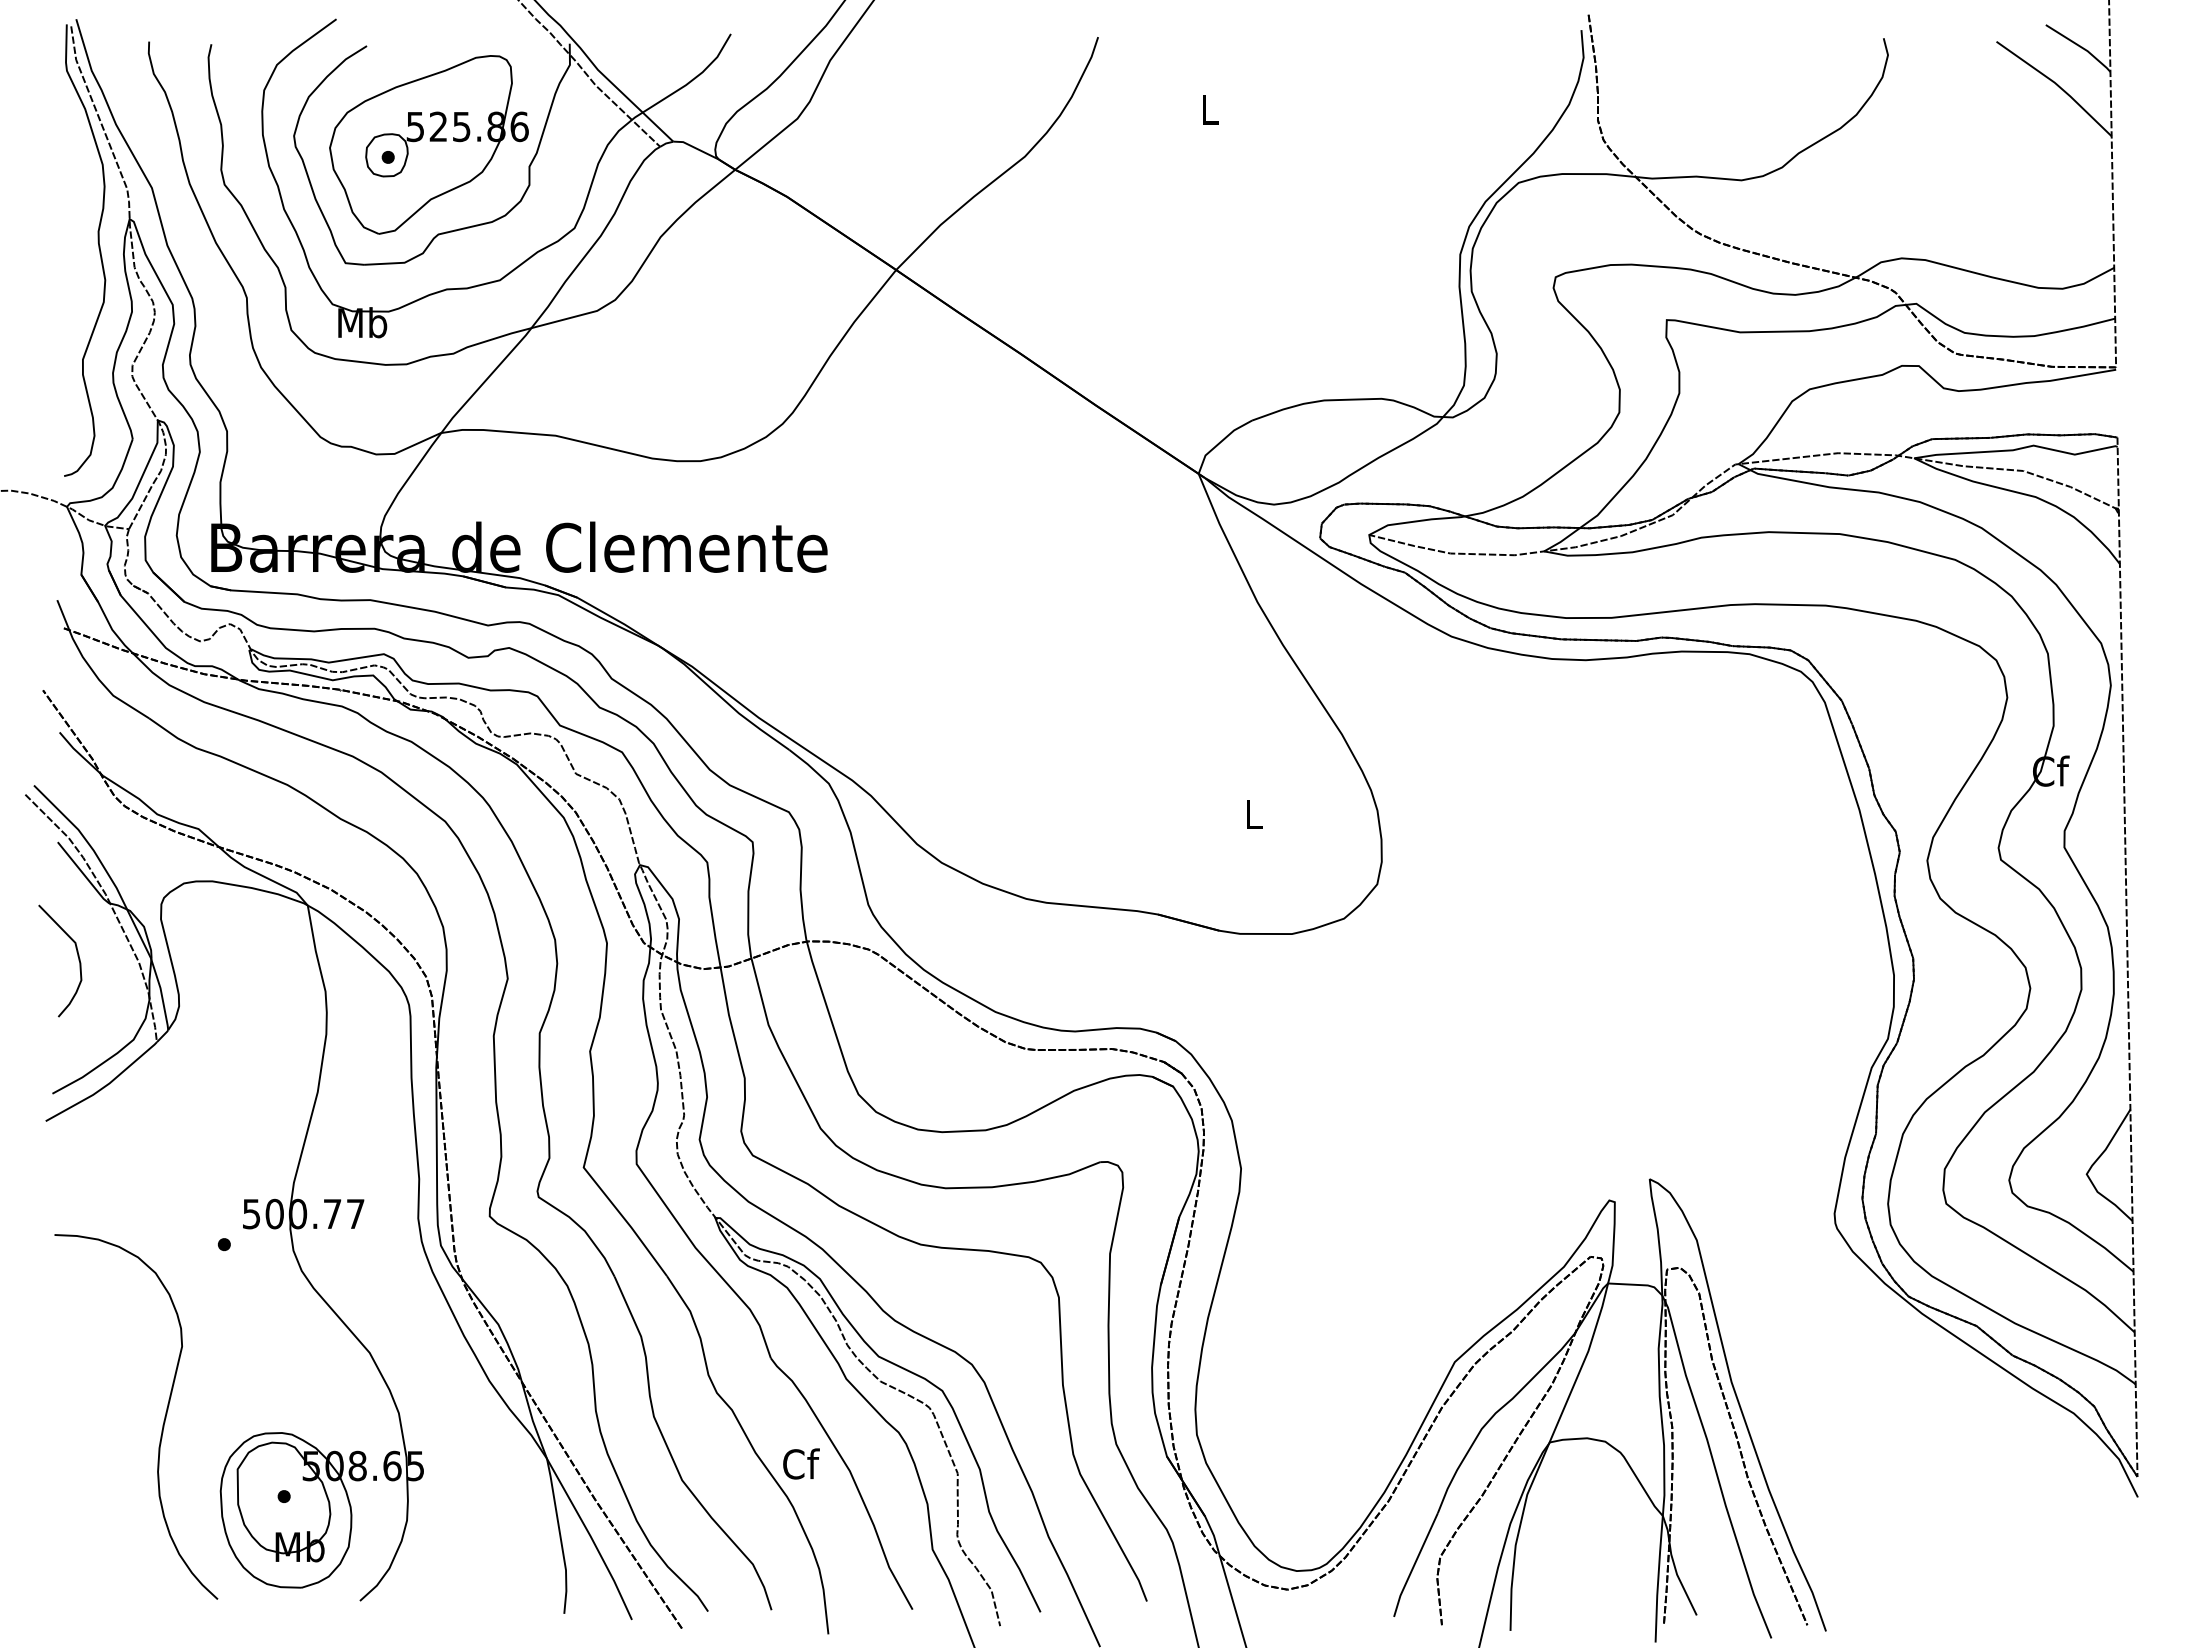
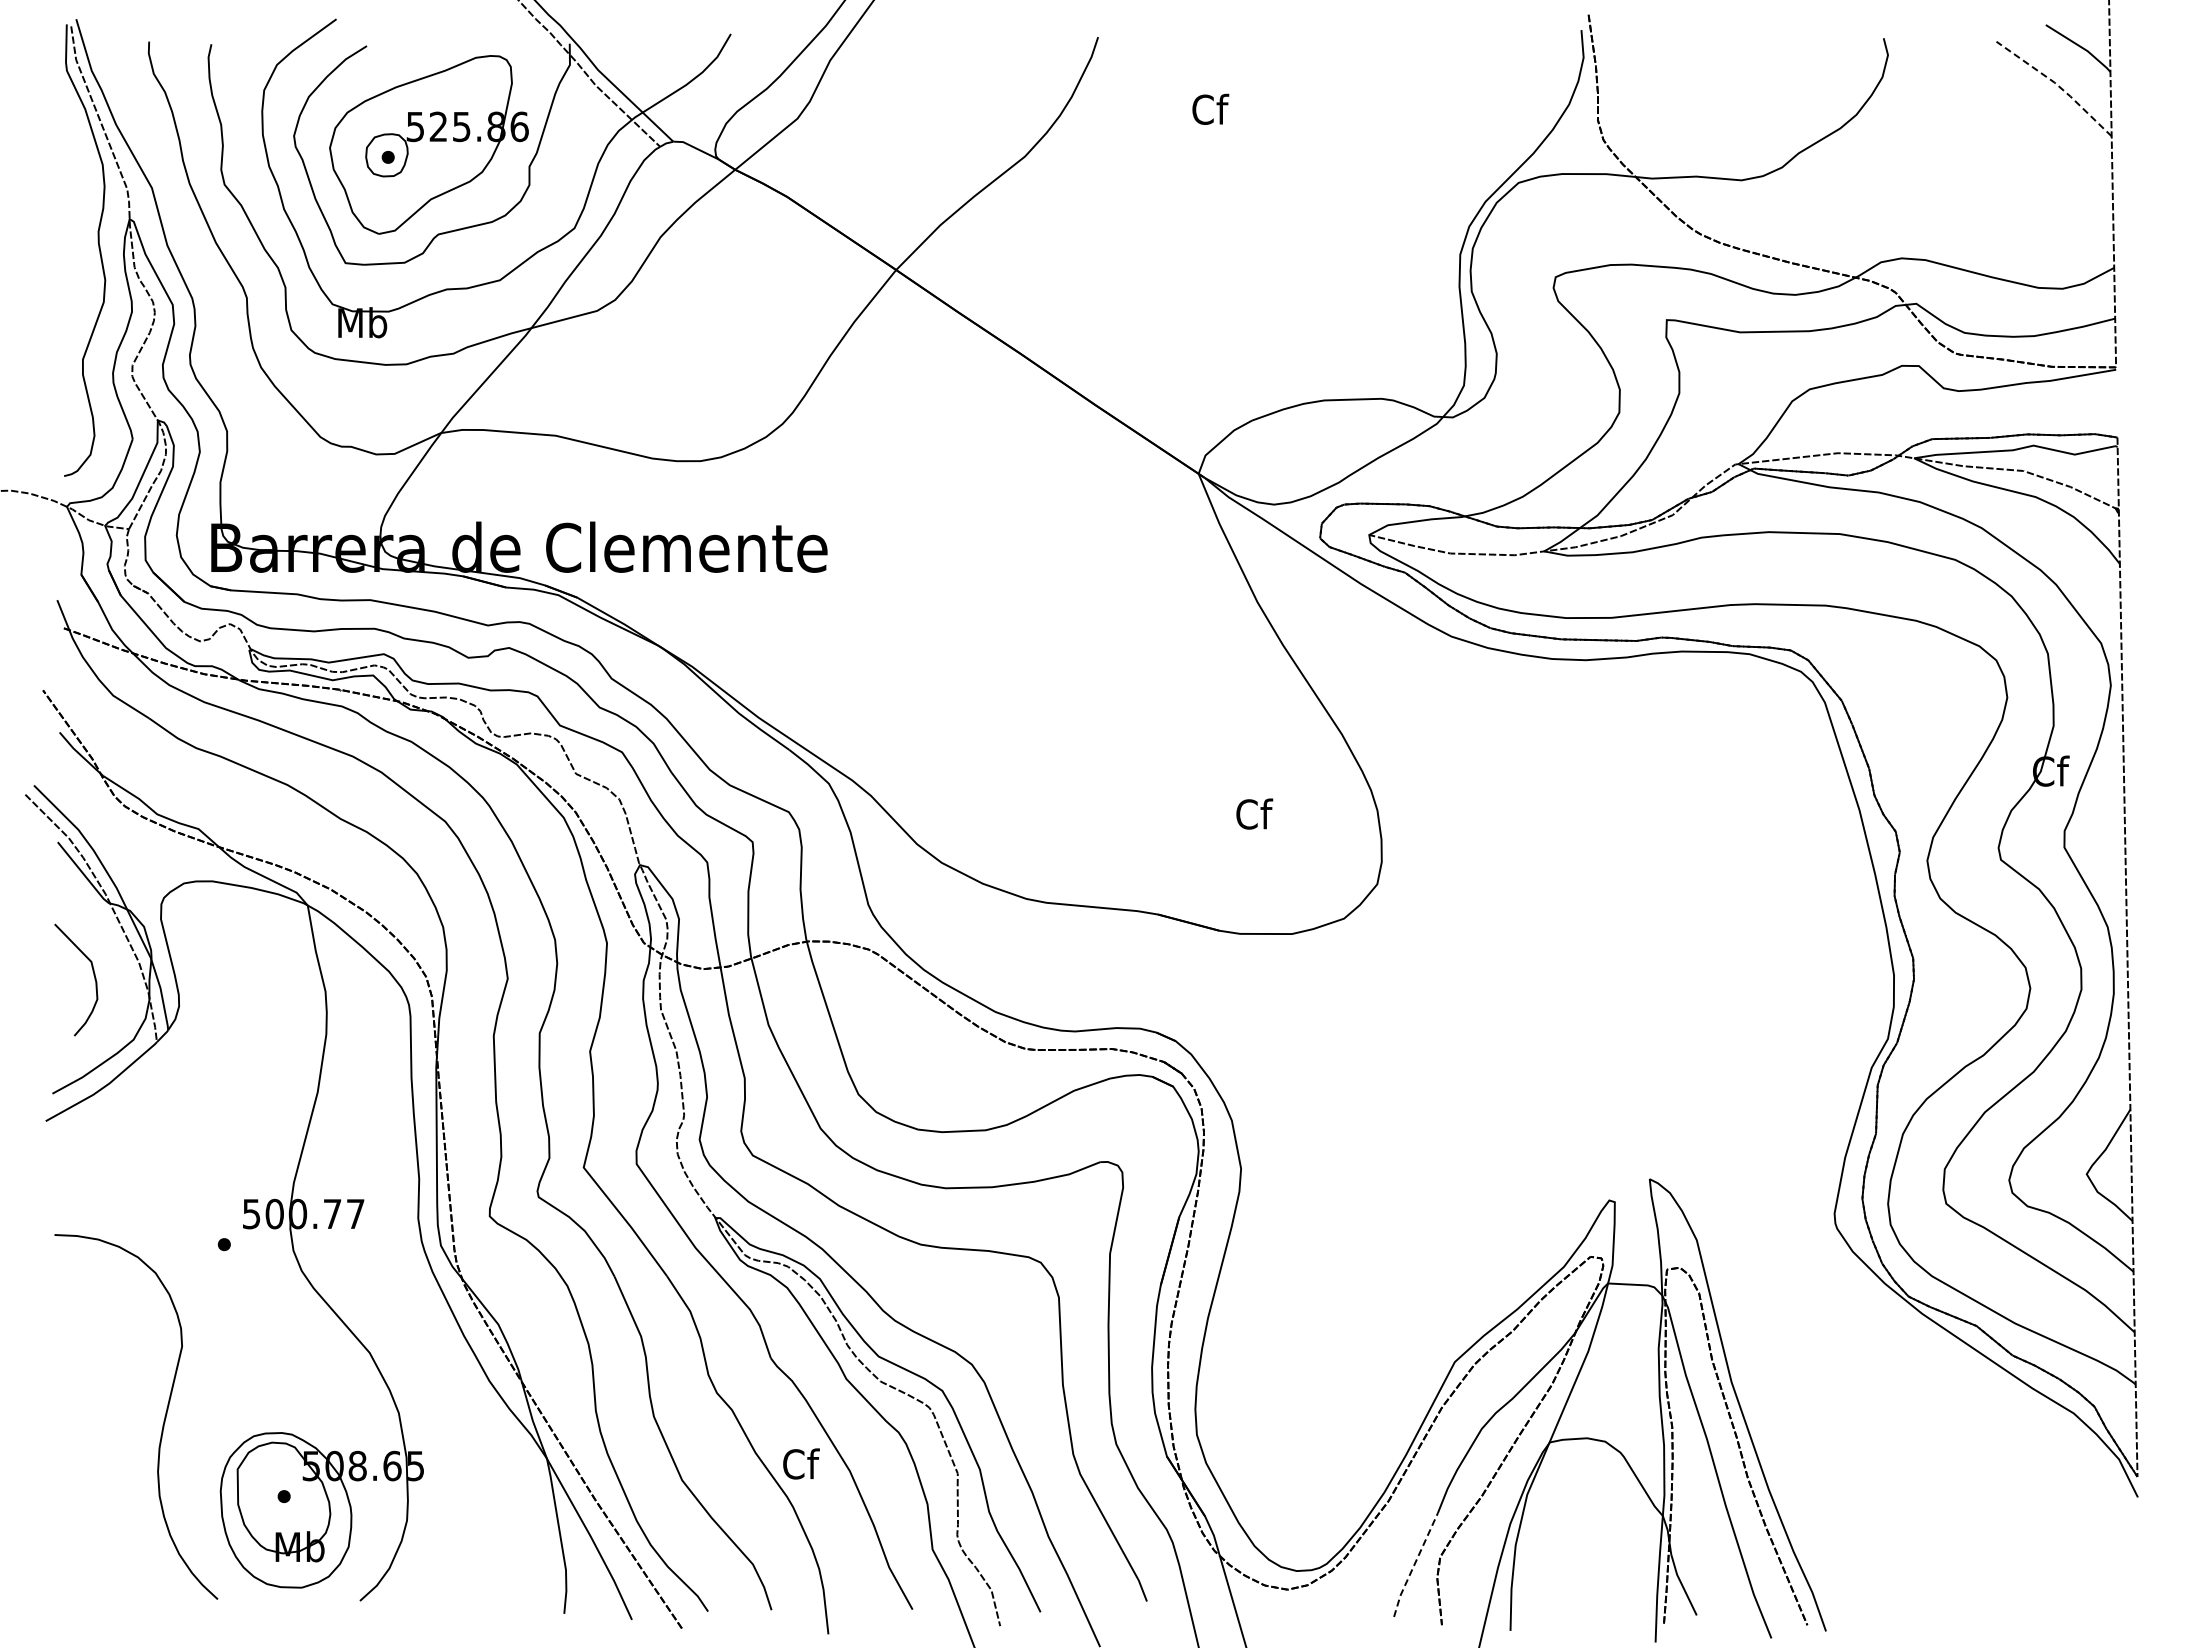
line: solid -> dashed (2056, 84)
text: L -> Cf (1210, 108)
text: L -> Cf (1254, 813)
curve position: (77, 956) -> (93, 975) (93, 975)
line: solid -> dashed (1414, 1564)
